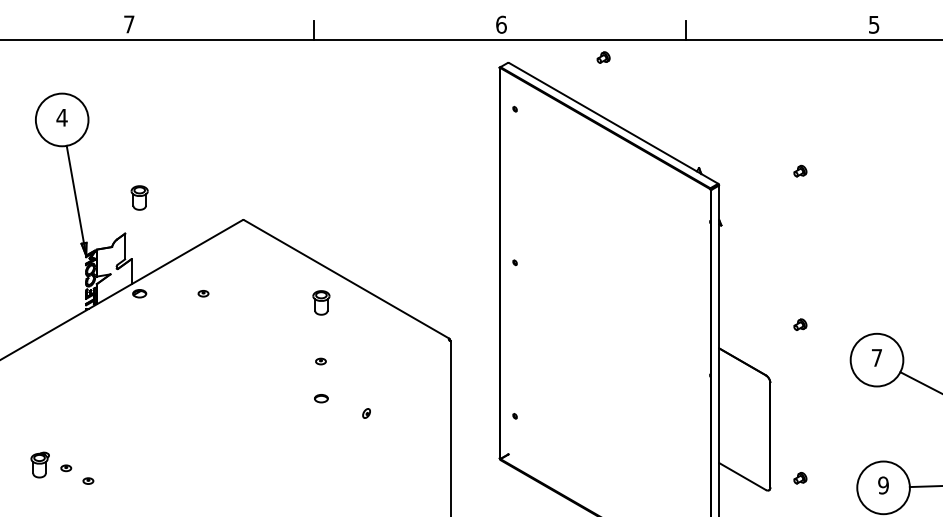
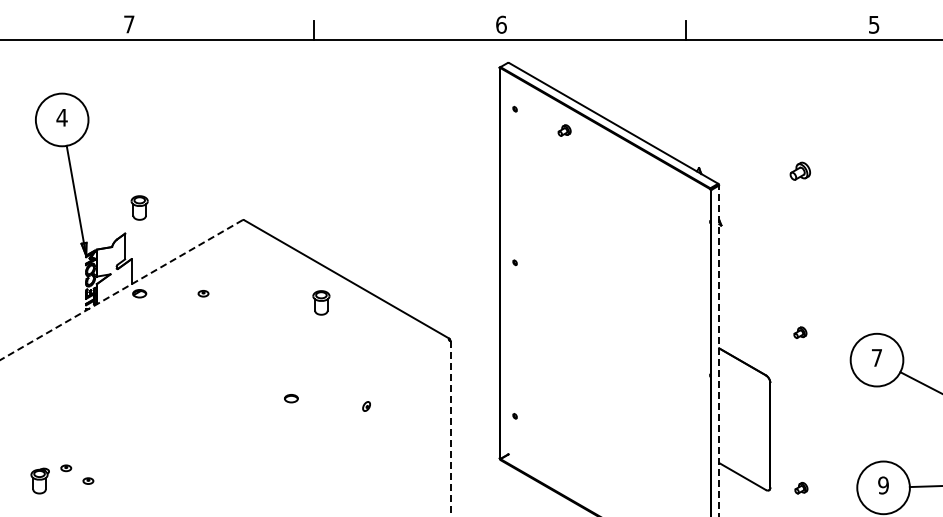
part position: (603, 57) -> (564, 130) (564, 130)
part size: 15x14 px -> 22x20 px (799, 170)
part position: (139, 197) -> (139, 207) (139, 207)
line: solid -> dashed (121, 290)
part position: (800, 324) -> (800, 332) (800, 332)
line: solid -> dashed (719, 350)
part: present -> none (320, 361)
part position: (321, 398) -> (291, 398) (291, 398)
part position: (366, 413) -> (366, 406) (366, 406)
line: solid -> dashed (450, 428)
part position: (39, 464) -> (39, 480) (39, 480)
part position: (800, 478) -> (801, 488) (801, 488)
